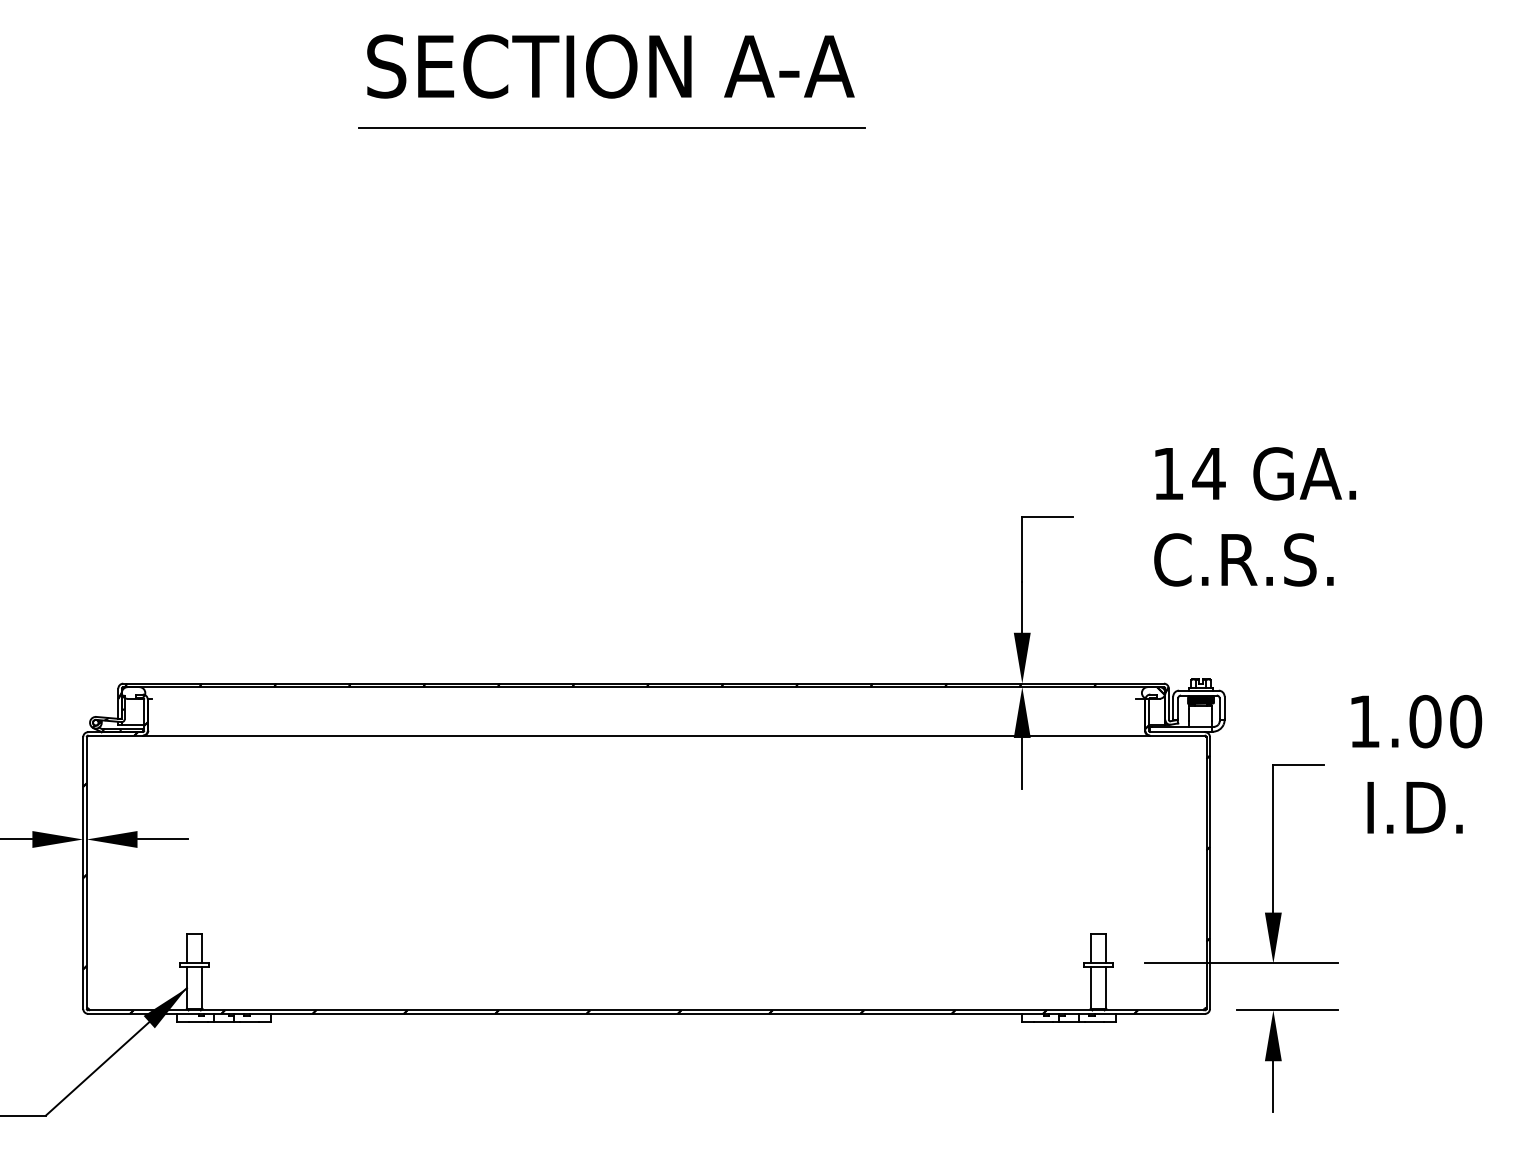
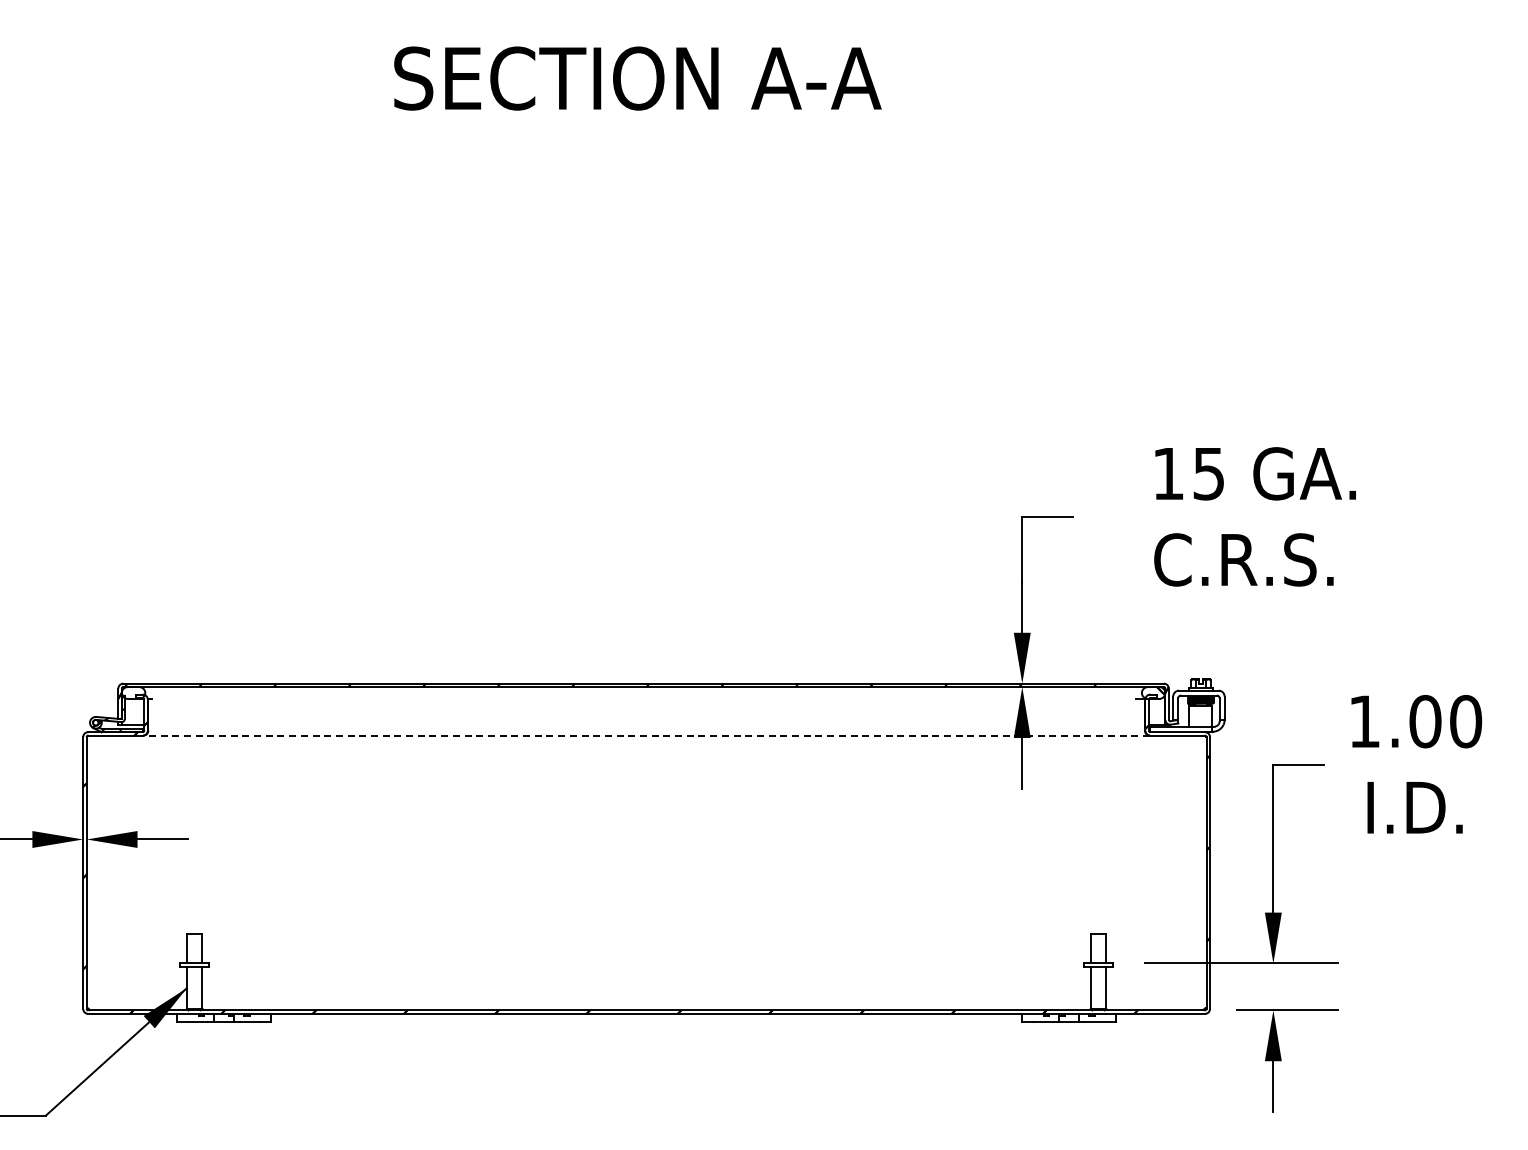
text position: (610, 66) -> (637, 78) (637, 78)
line: present -> none (611, 127)
text: 14 -> 15 (1208, 474)
line: solid -> dashed (646, 735)
